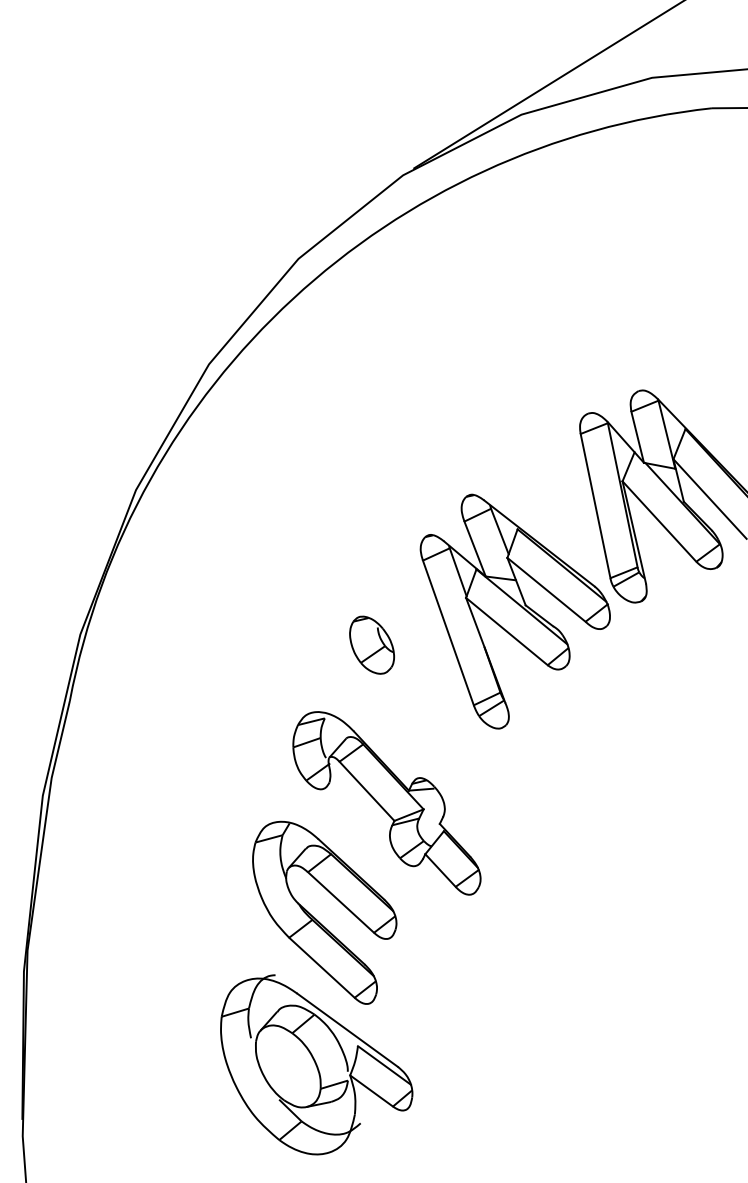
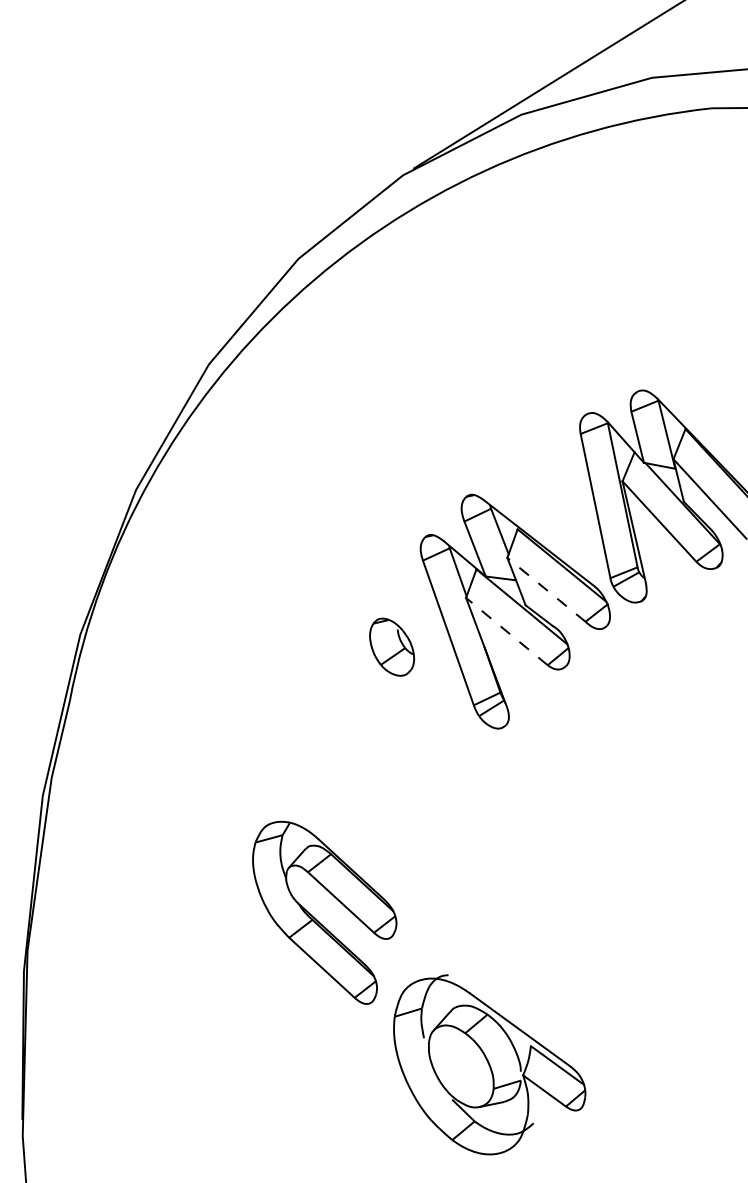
line: solid -> dashed (546, 589)
line: solid -> dashed (506, 631)
part position: (371, 644) -> (391, 646) (391, 646)
part: present -> none (386, 803)
part position: (316, 1064) -> (489, 1064) (489, 1064)
